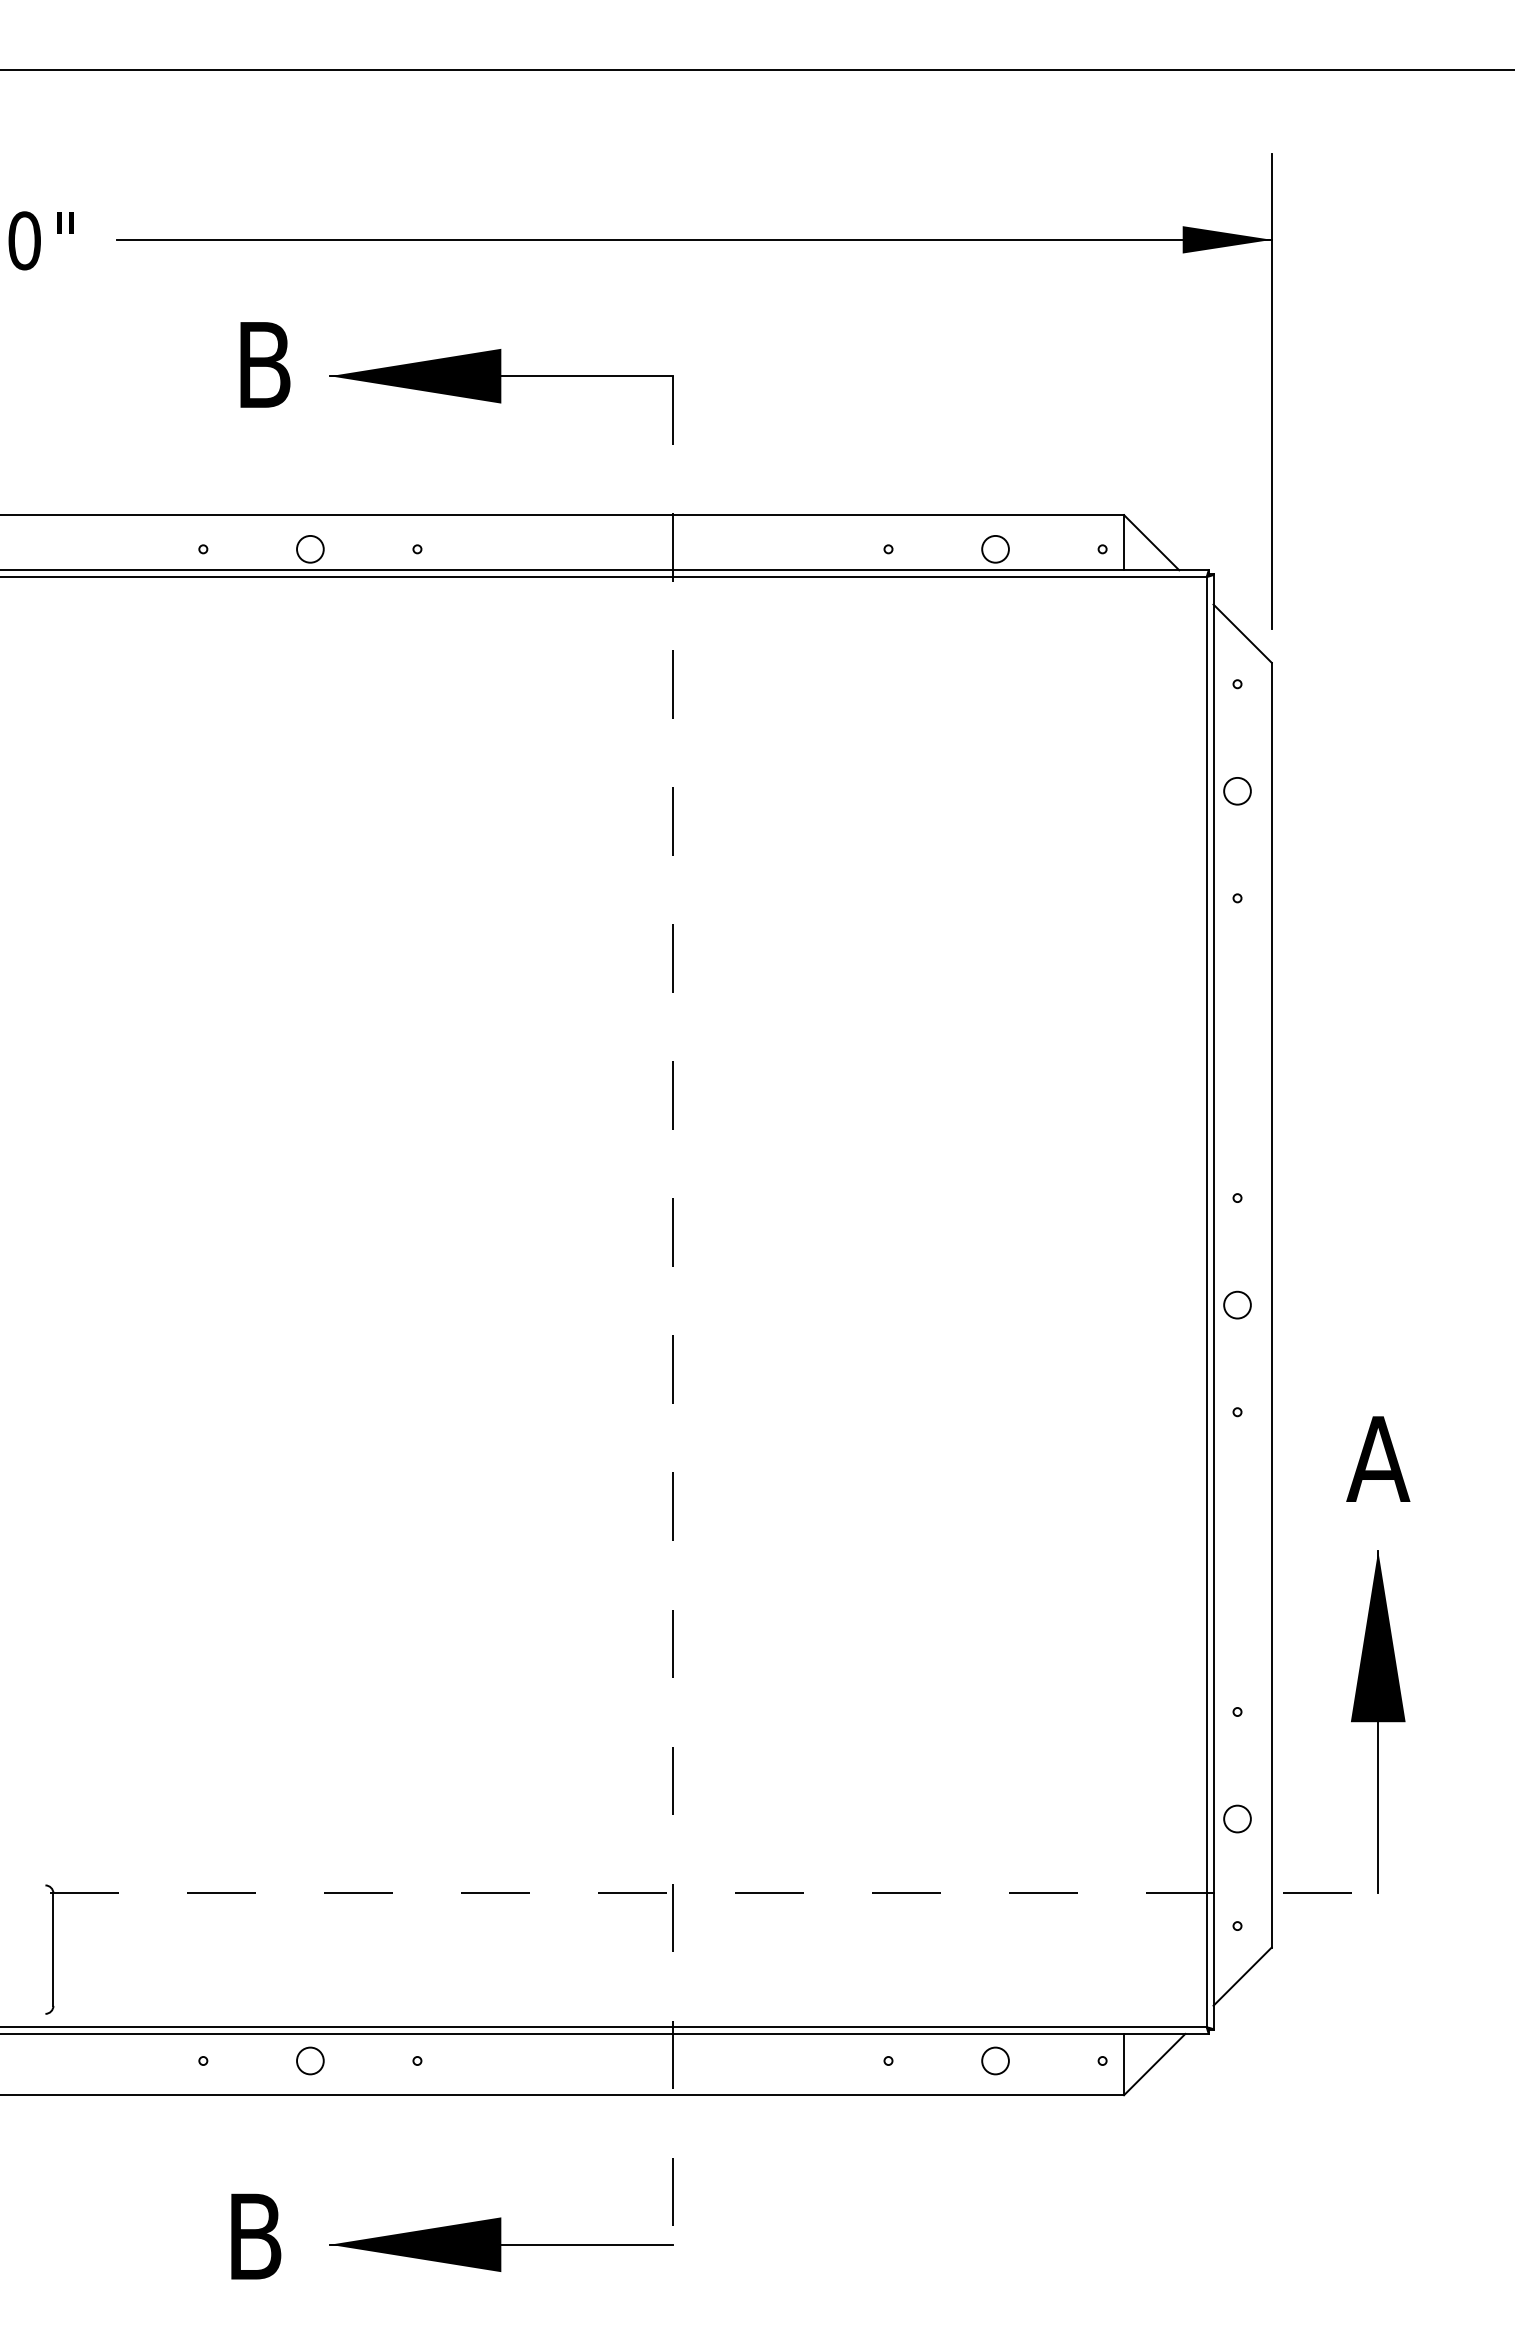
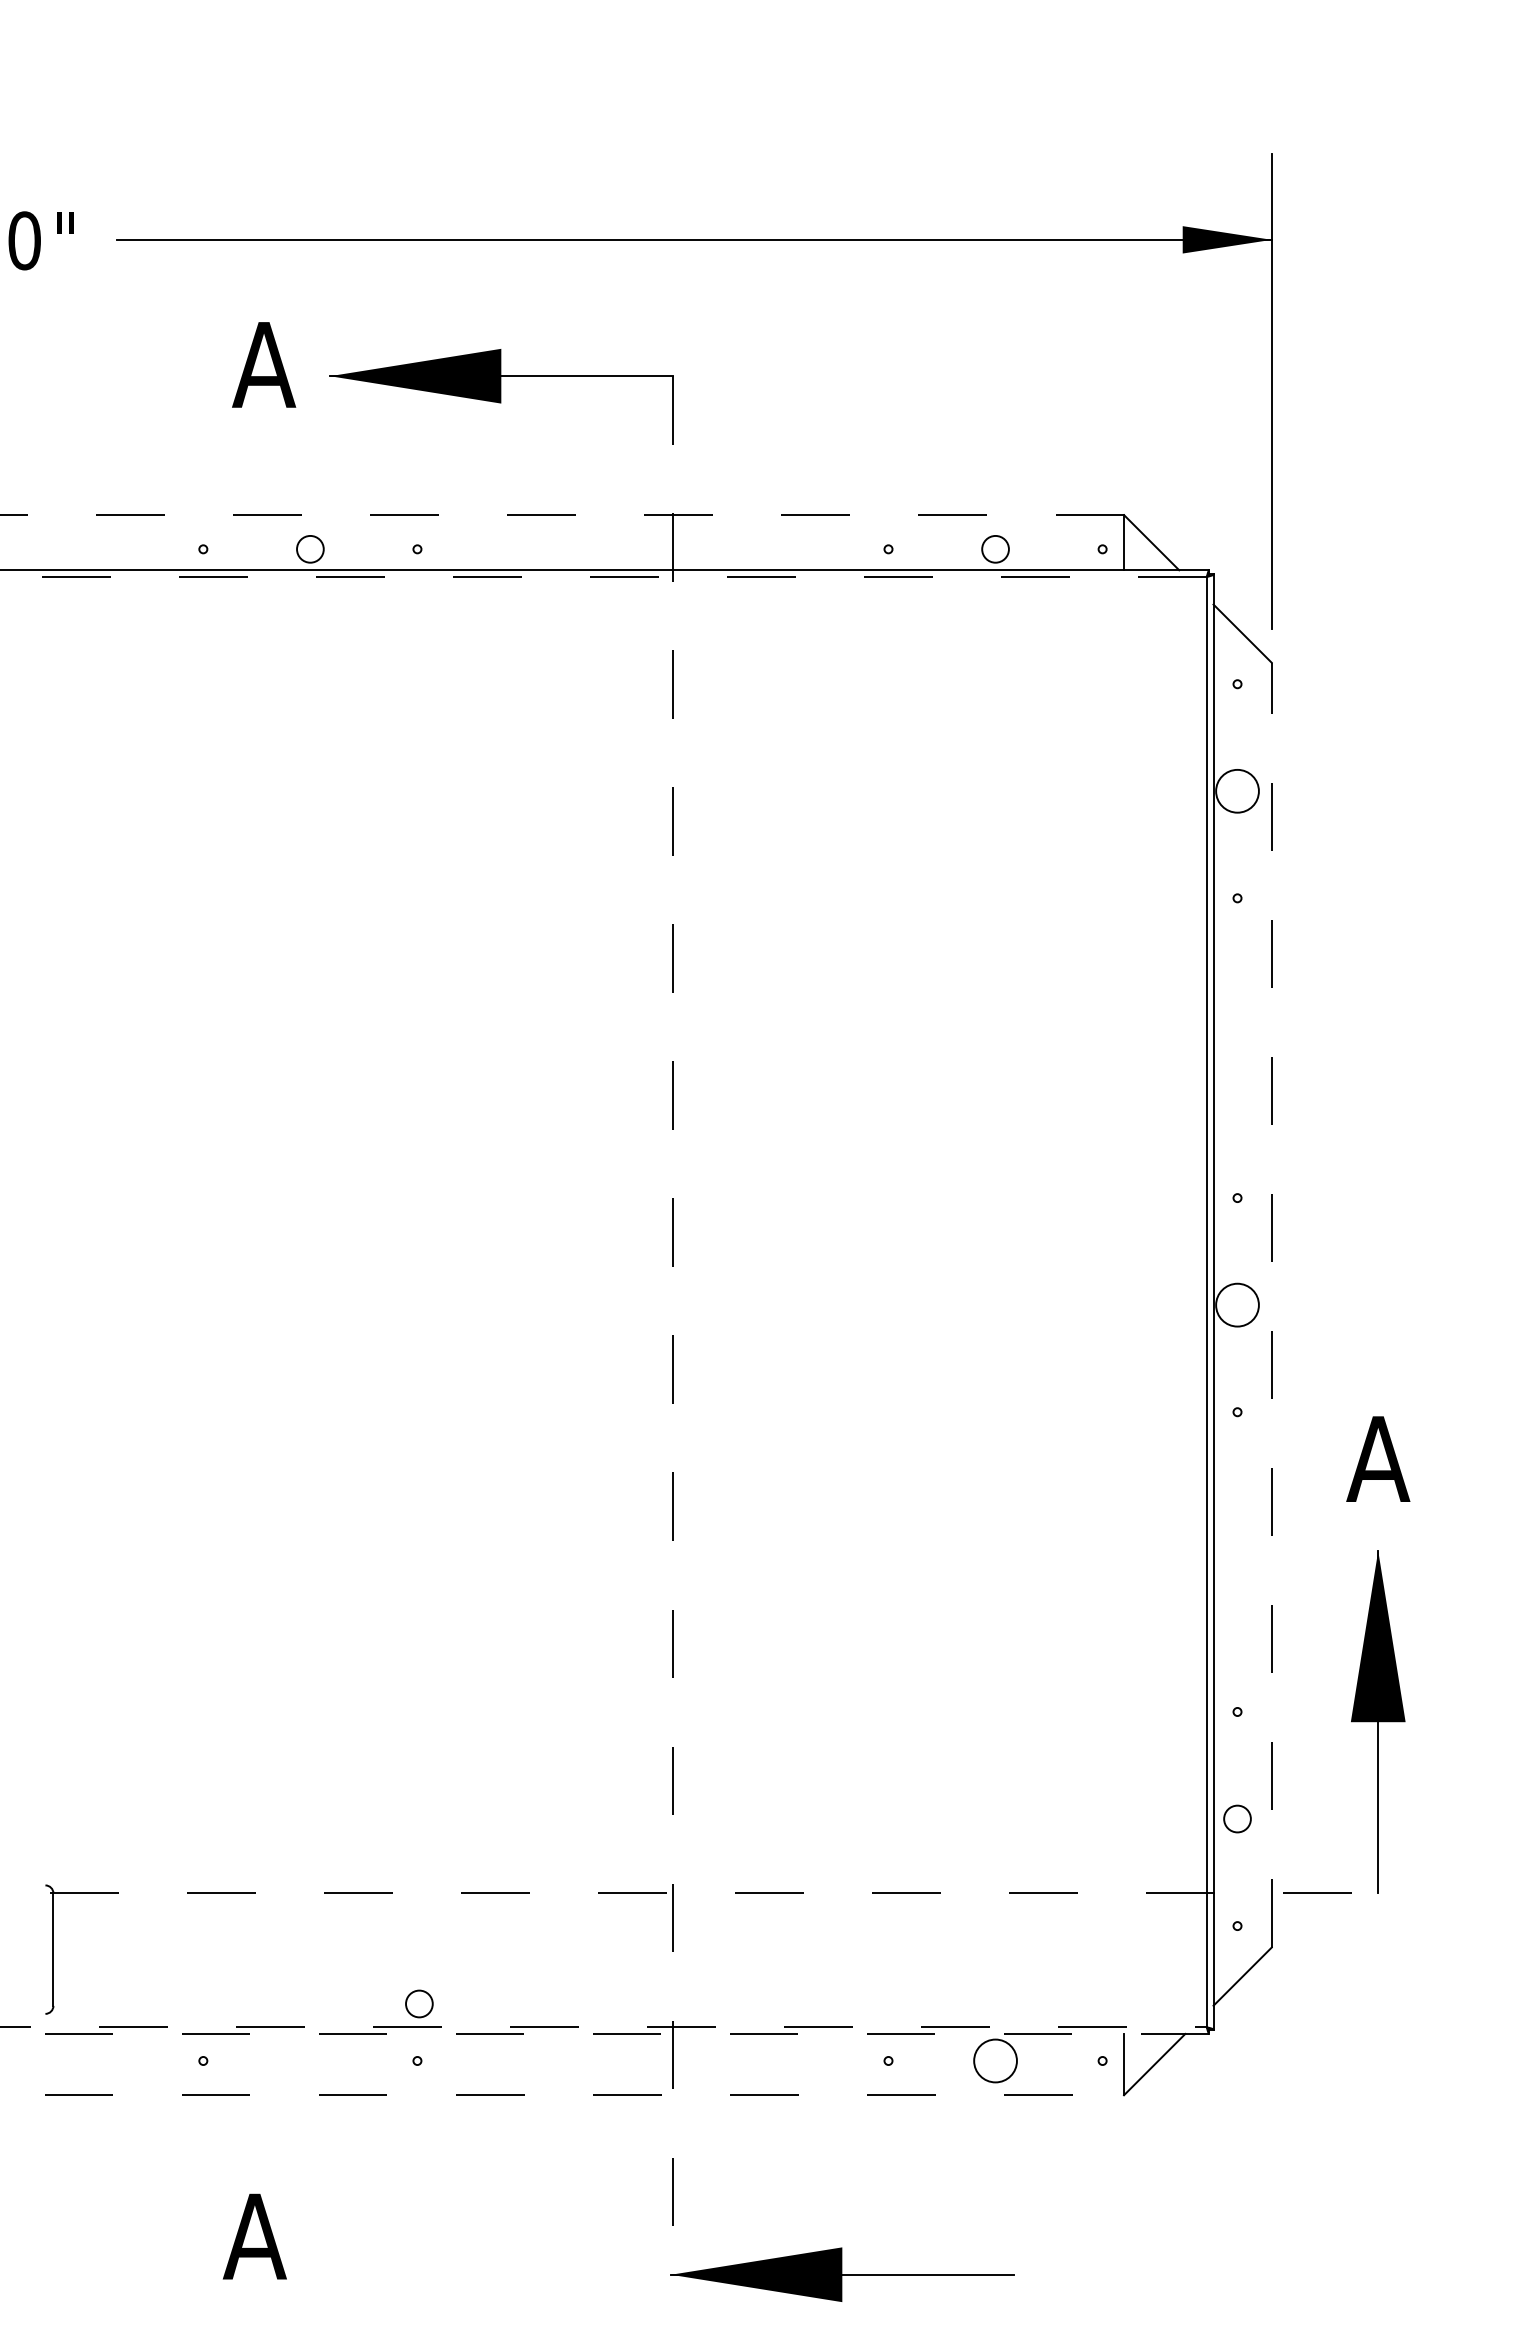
line: present -> none (756, 70)
text: B -> A (264, 364)
line: solid -> dashed (562, 515)
line: solid -> dashed (603, 576)
circle diameter: 27 px -> 43 px (1237, 790)
circle diameter: 27 px -> 43 px (1237, 1304)
line: solid -> dashed (1271, 1304)
line: solid -> dashed (604, 2027)
line: solid -> dashed (604, 2033)
circle position: (310, 2060) -> (419, 2003) (419, 2003)
circle diameter: 27 px -> 43 px (995, 2060)
line: solid -> dashed (562, 2095)
text: B -> A (254, 2236)
part position: (501, 2244) -> (842, 2274) (842, 2274)
